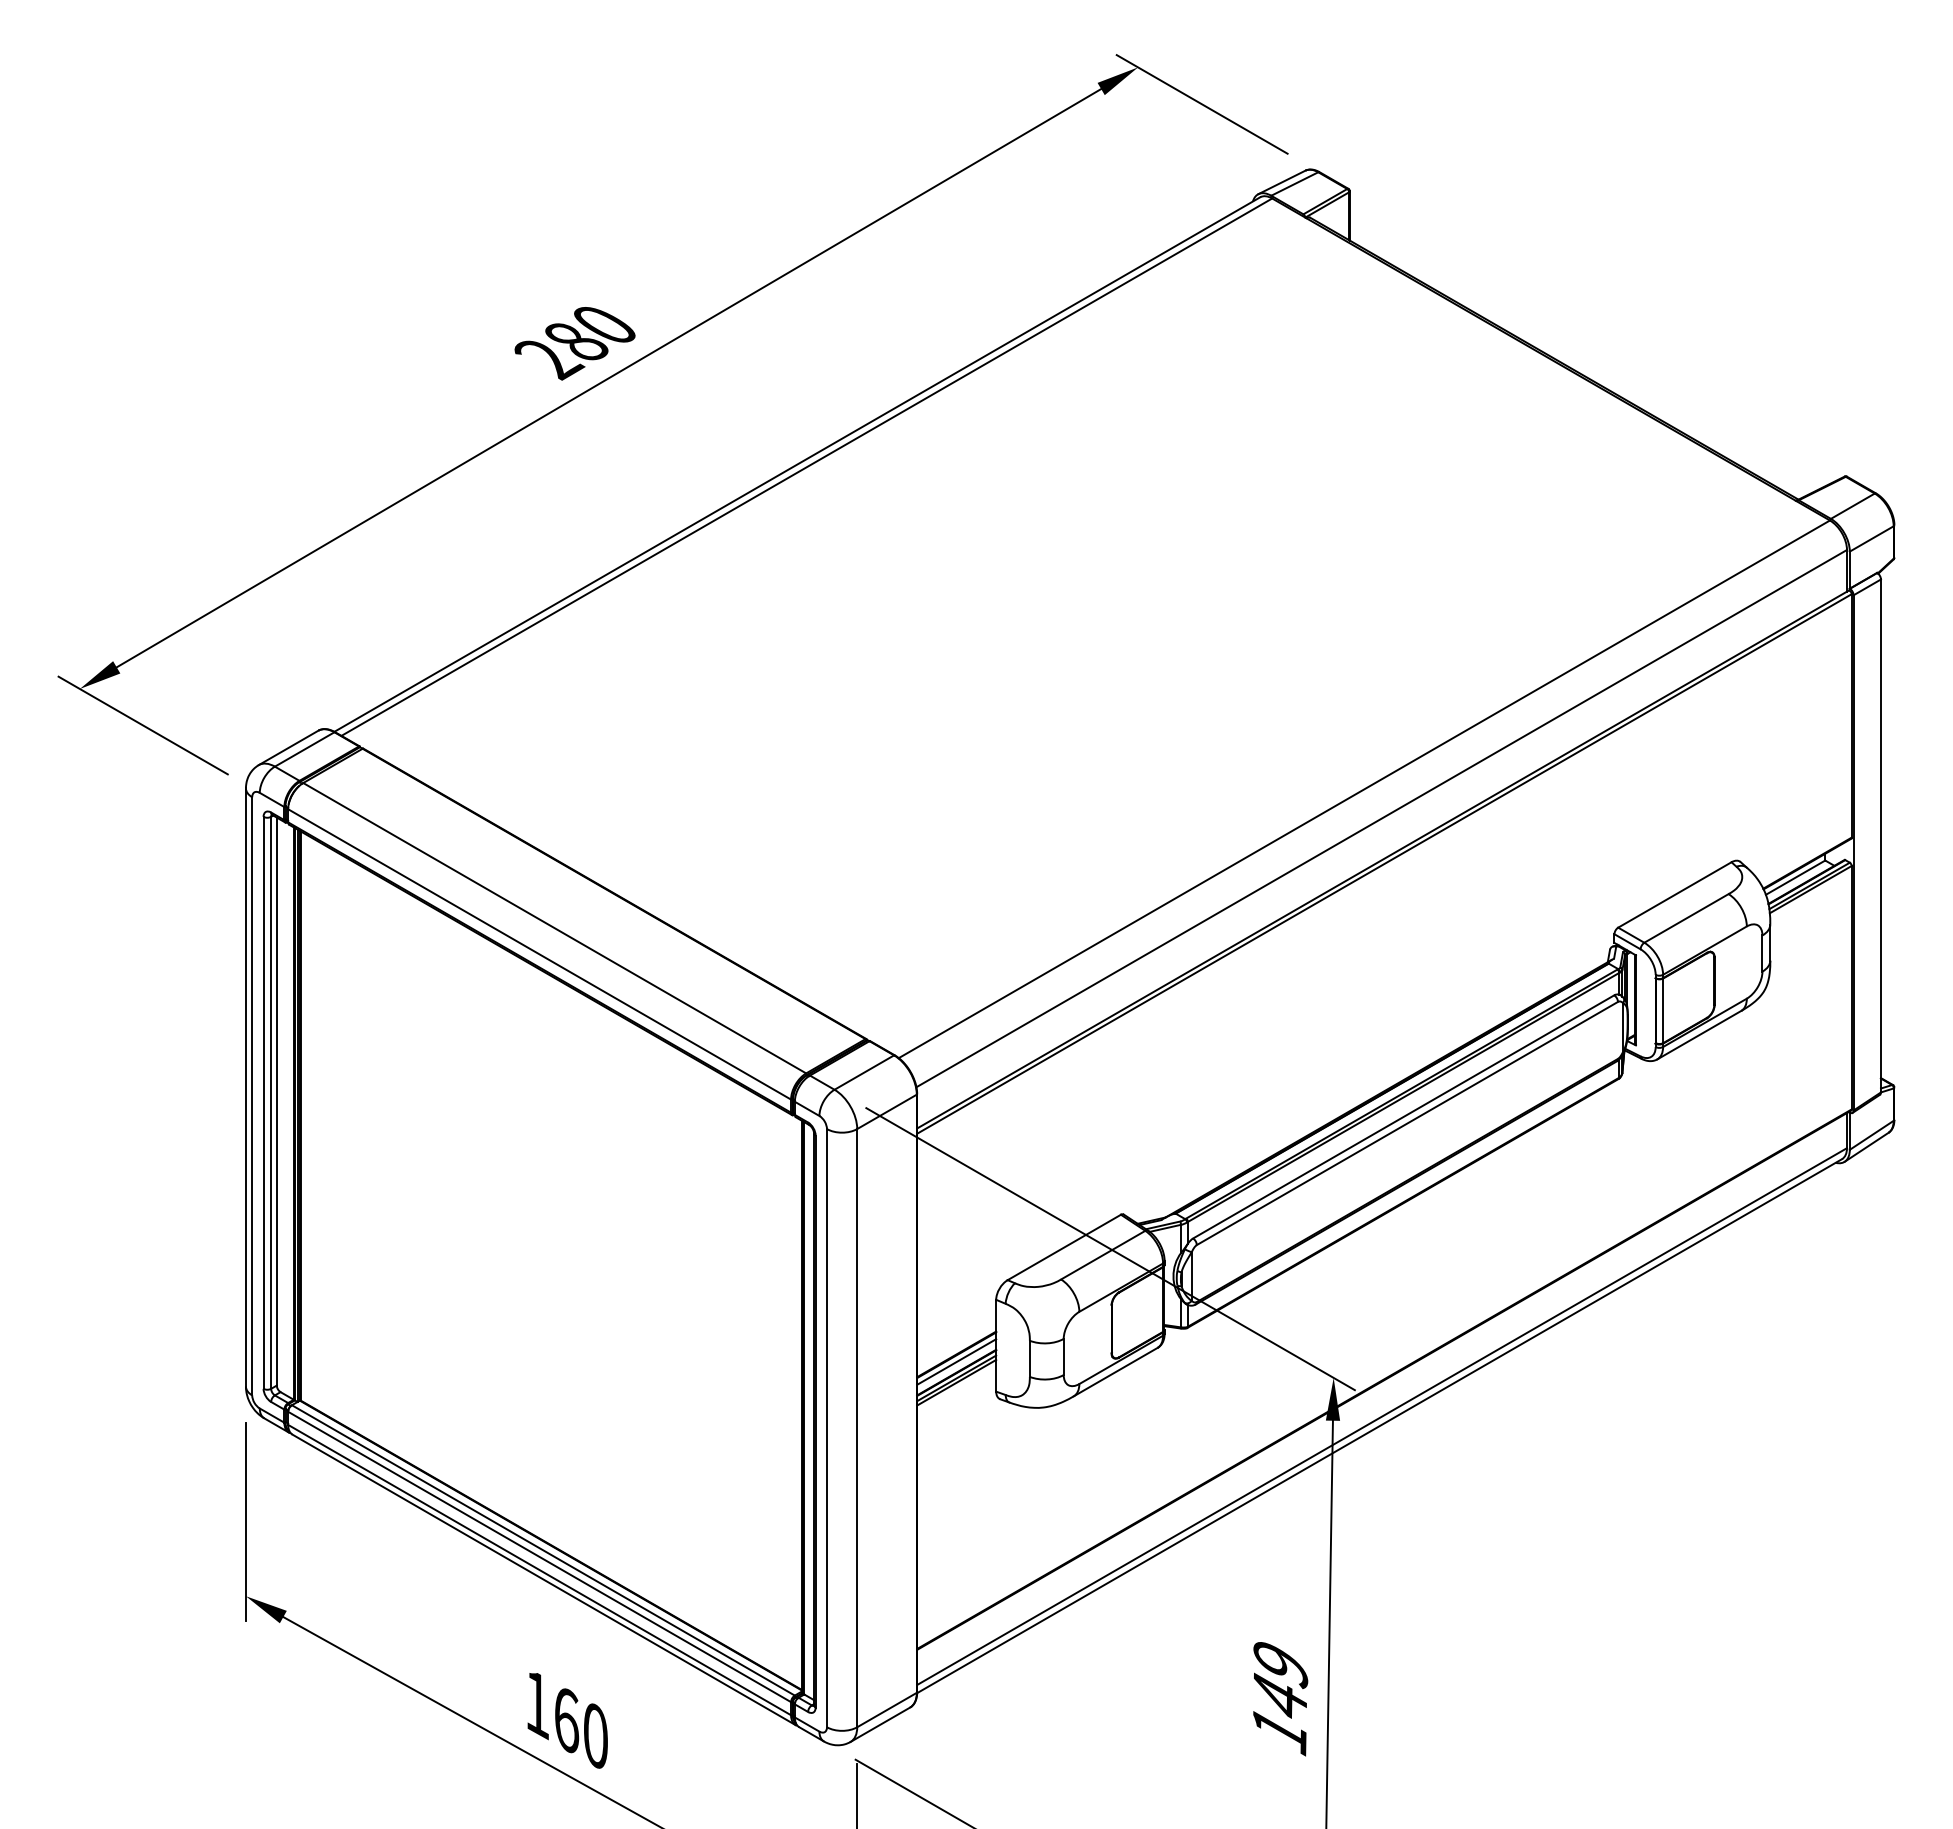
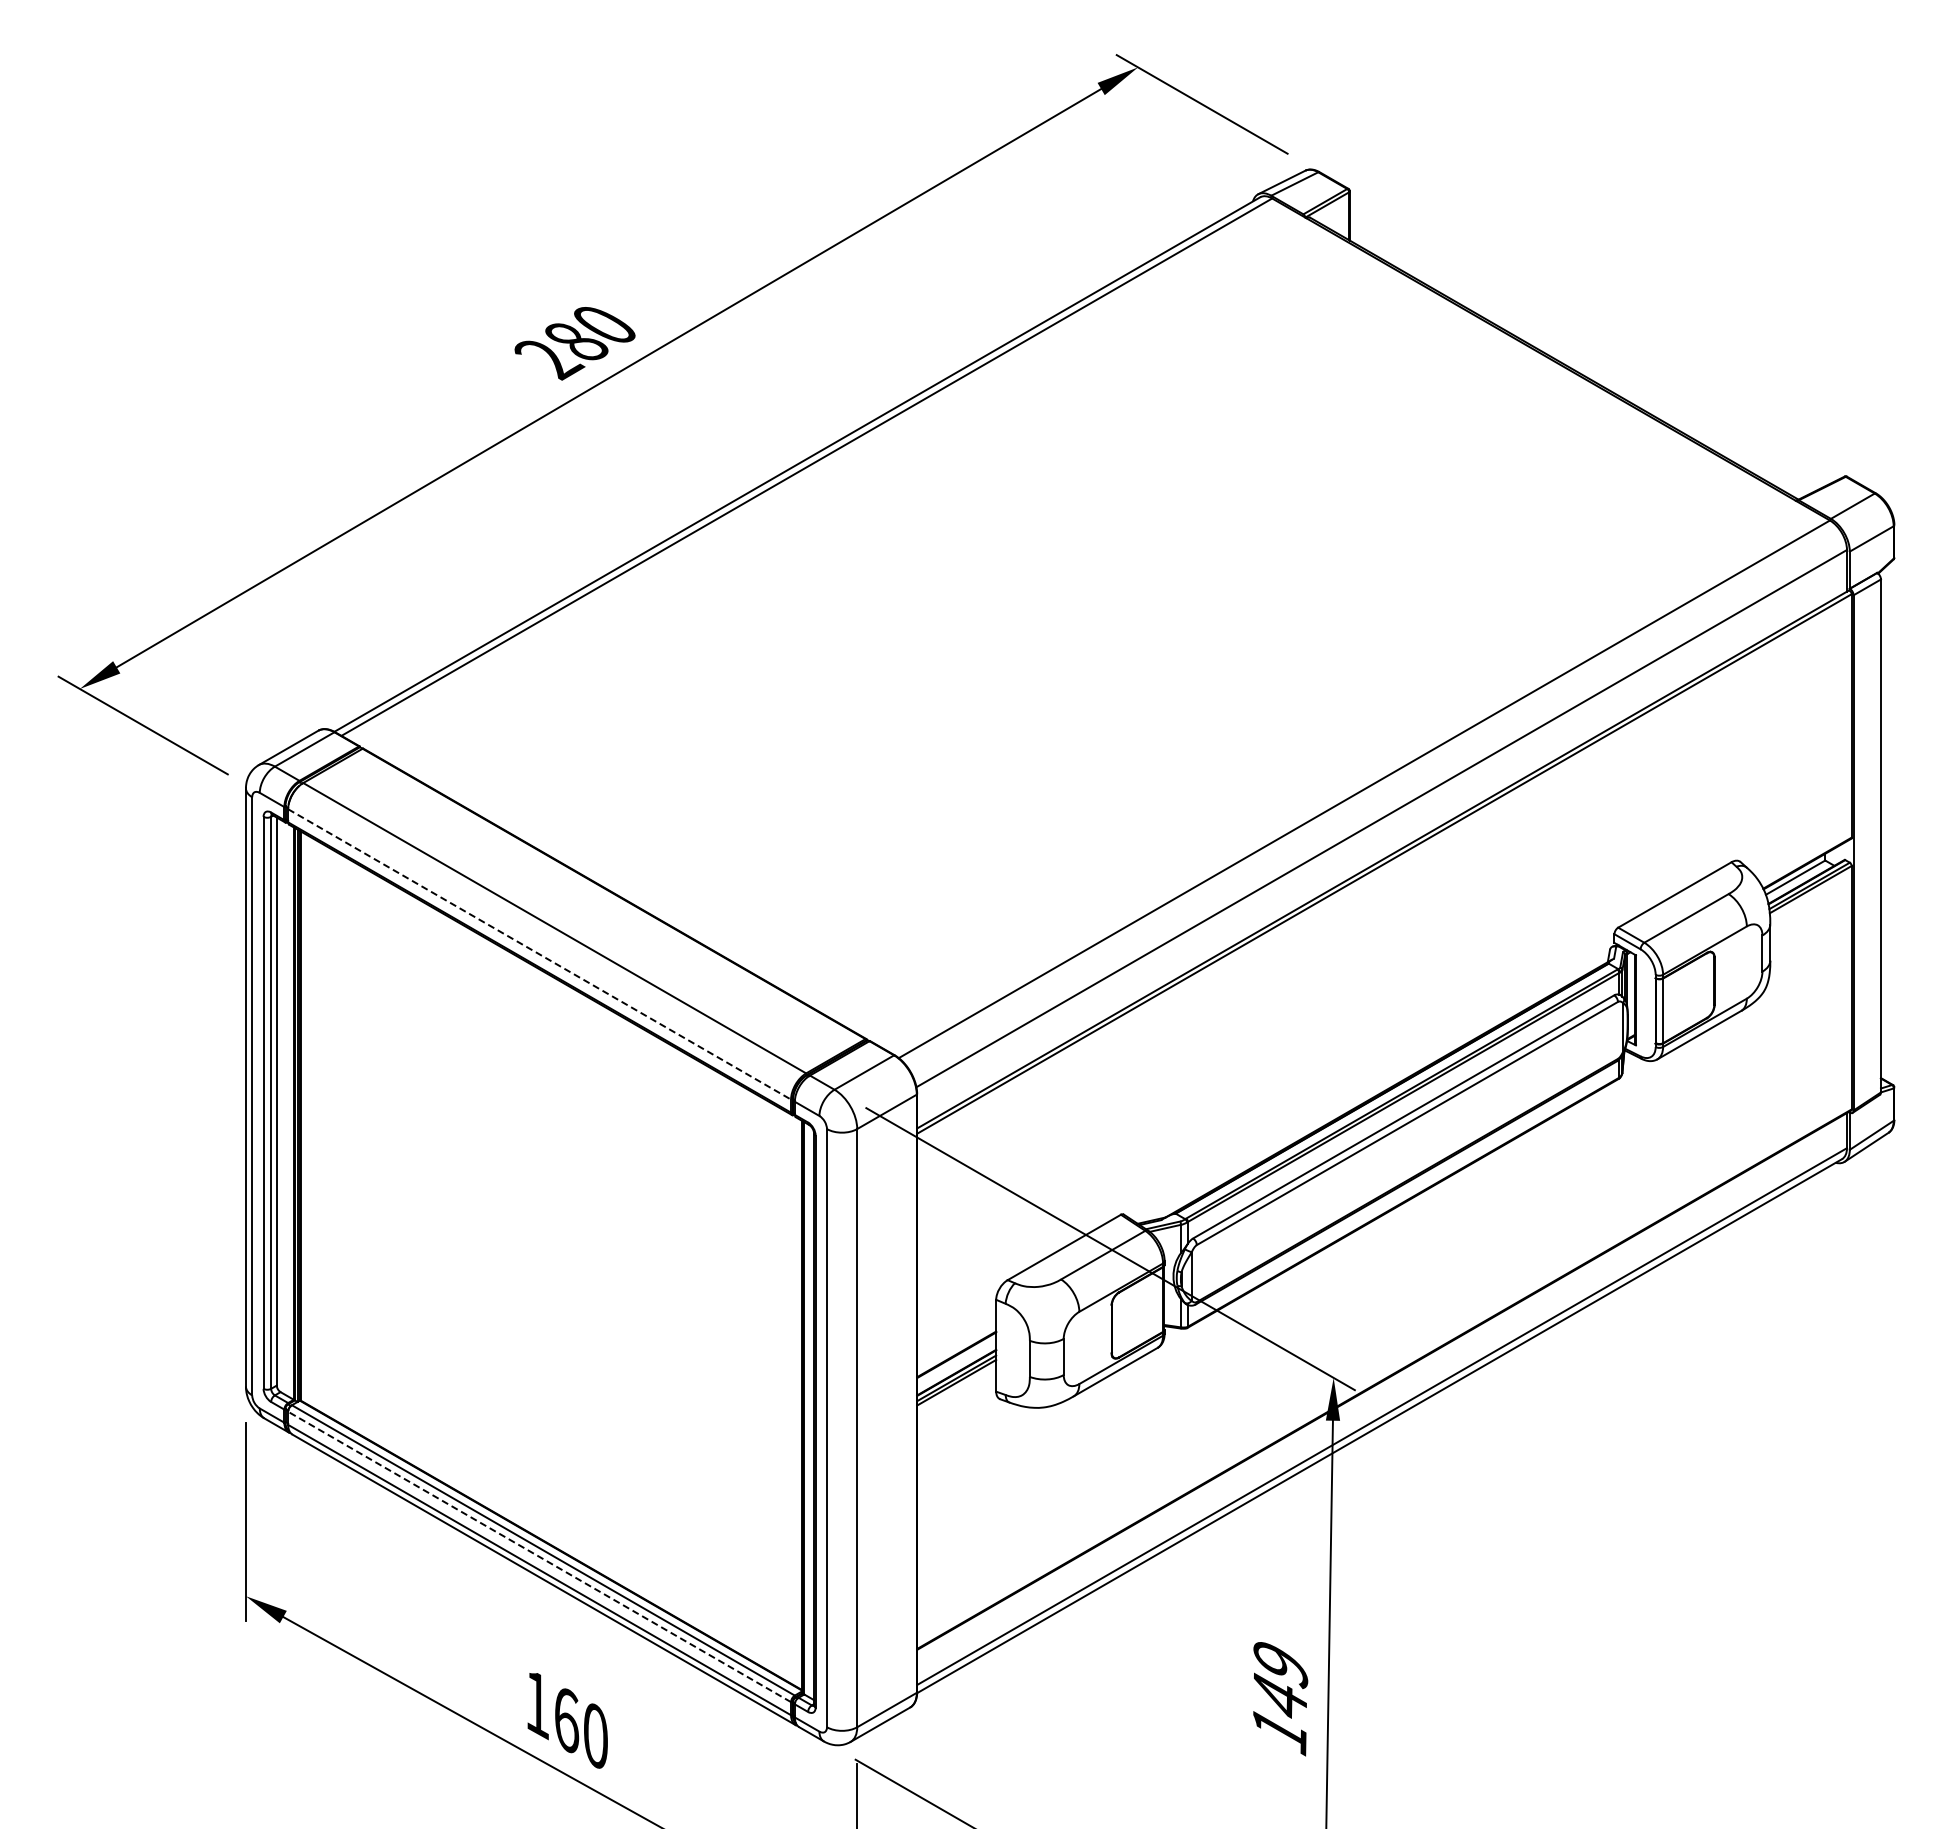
line: solid -> dashed (540, 954)
line: present -> none (956, 1361)
line: solid -> dashed (539, 1556)
